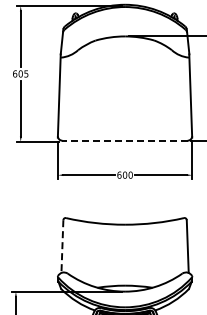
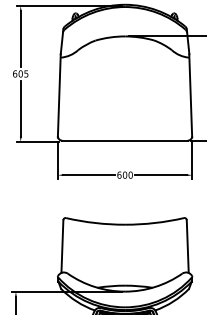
line: dashed -> solid (125, 140)
line: dashed -> solid (62, 247)
